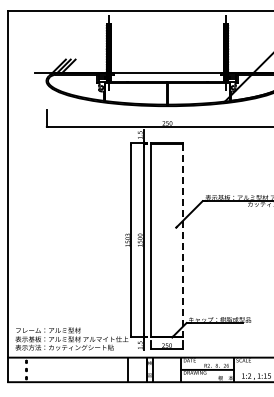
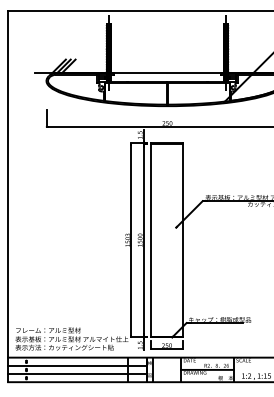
line: dashed -> solid (183, 240)
line: none -> present (77, 365)
line: none -> present (77, 374)
